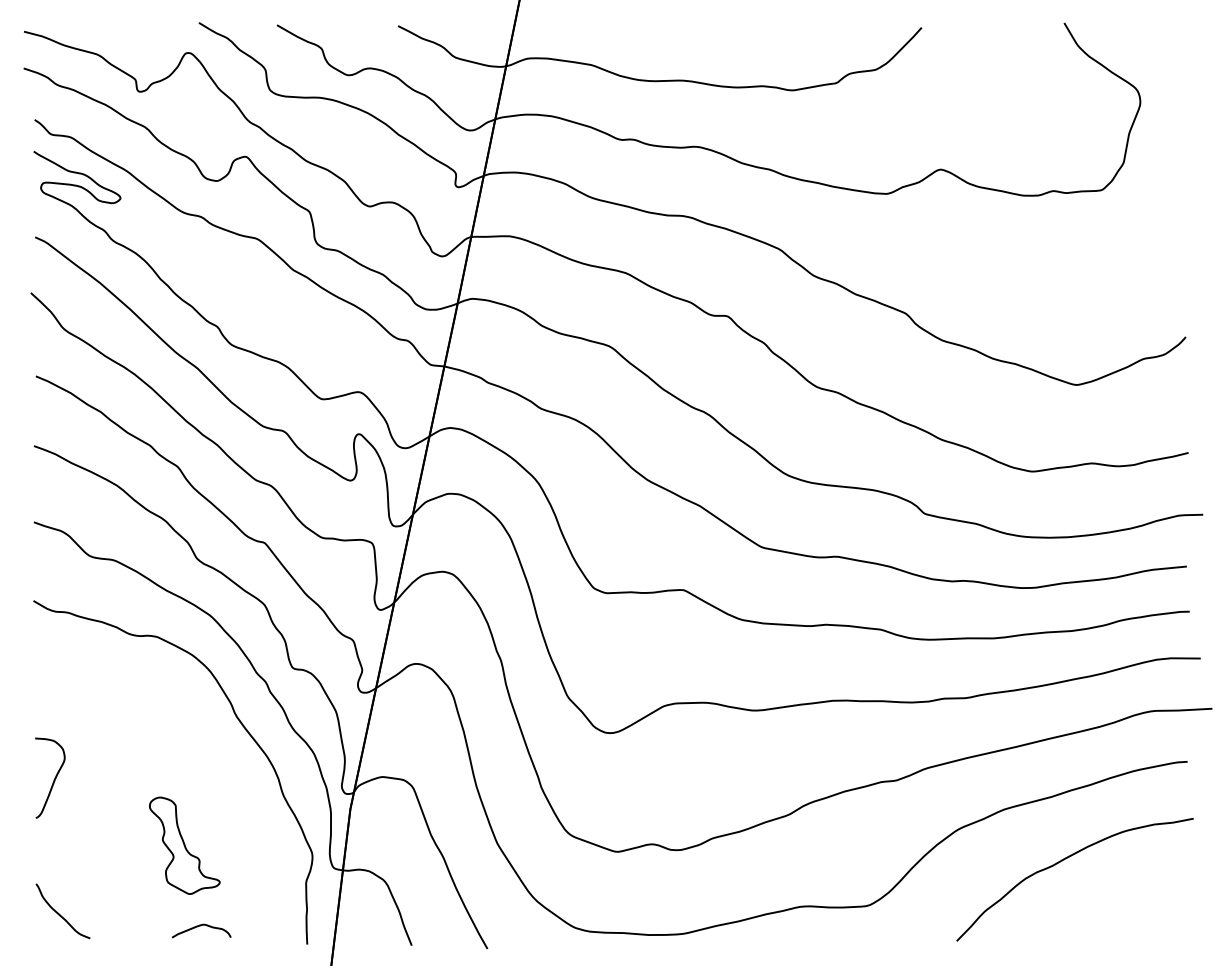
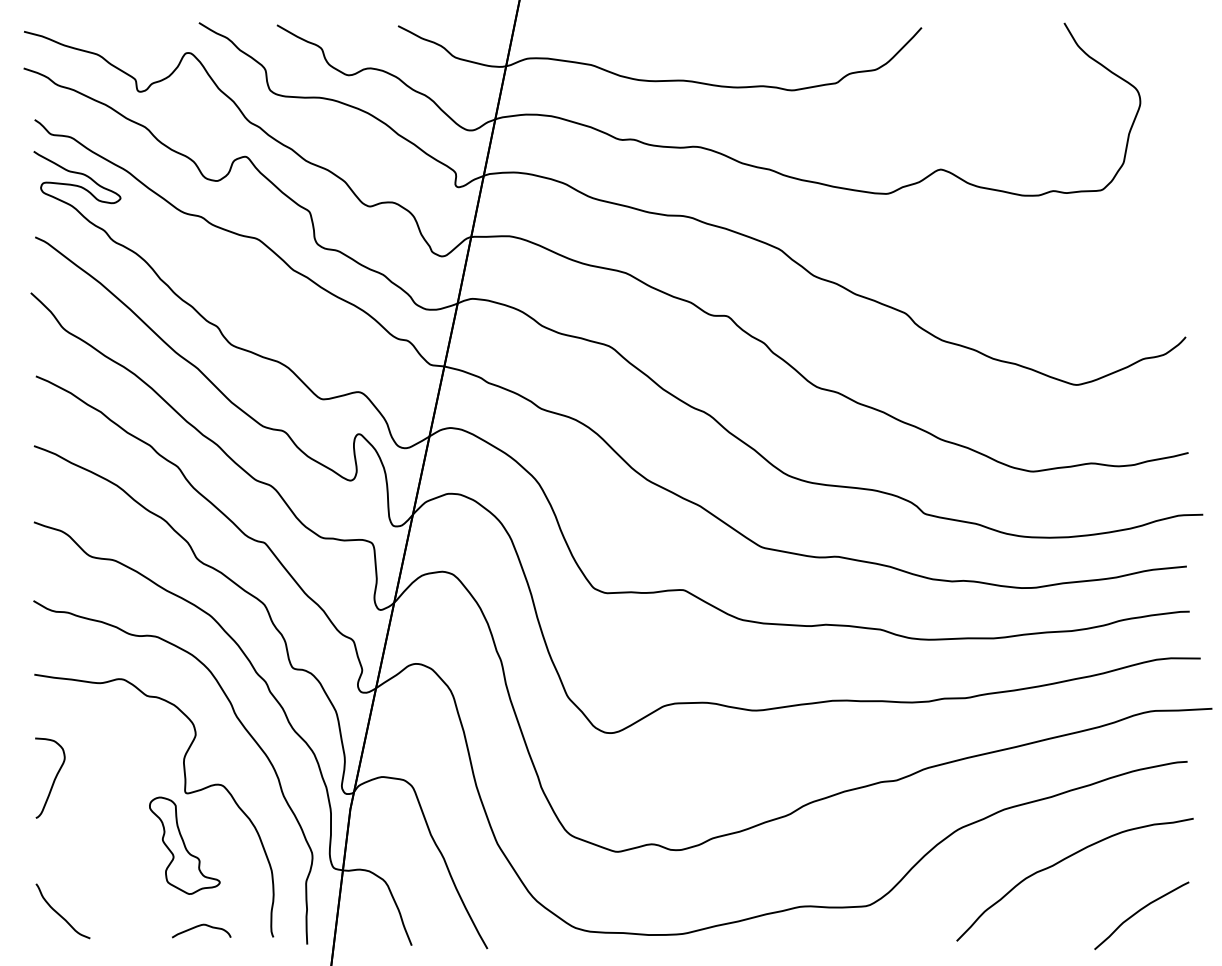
curve: none -> present (184, 792)
curve: none -> present (1140, 911)
